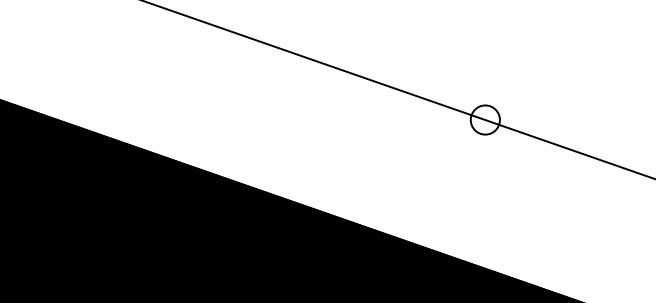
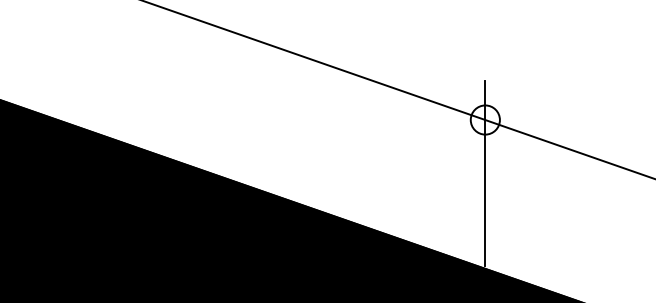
line: none -> present (485, 173)
